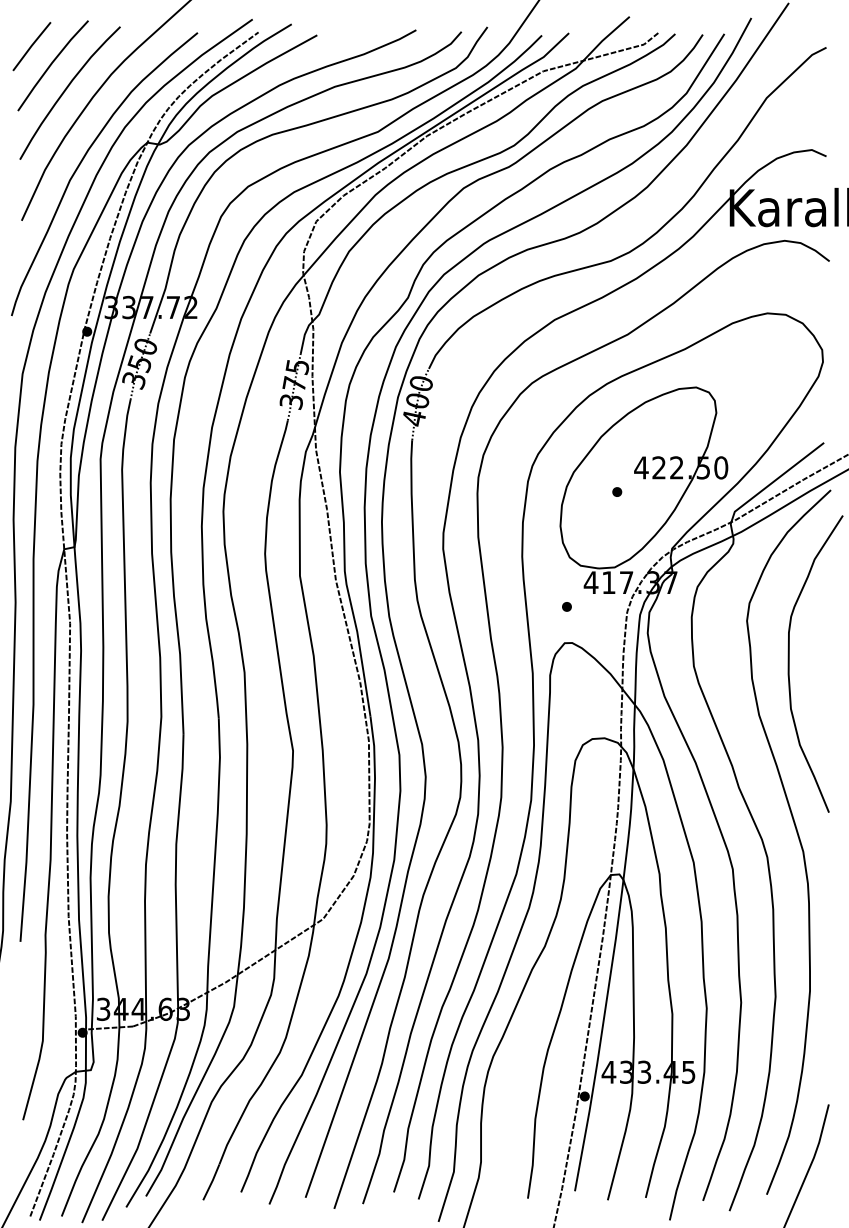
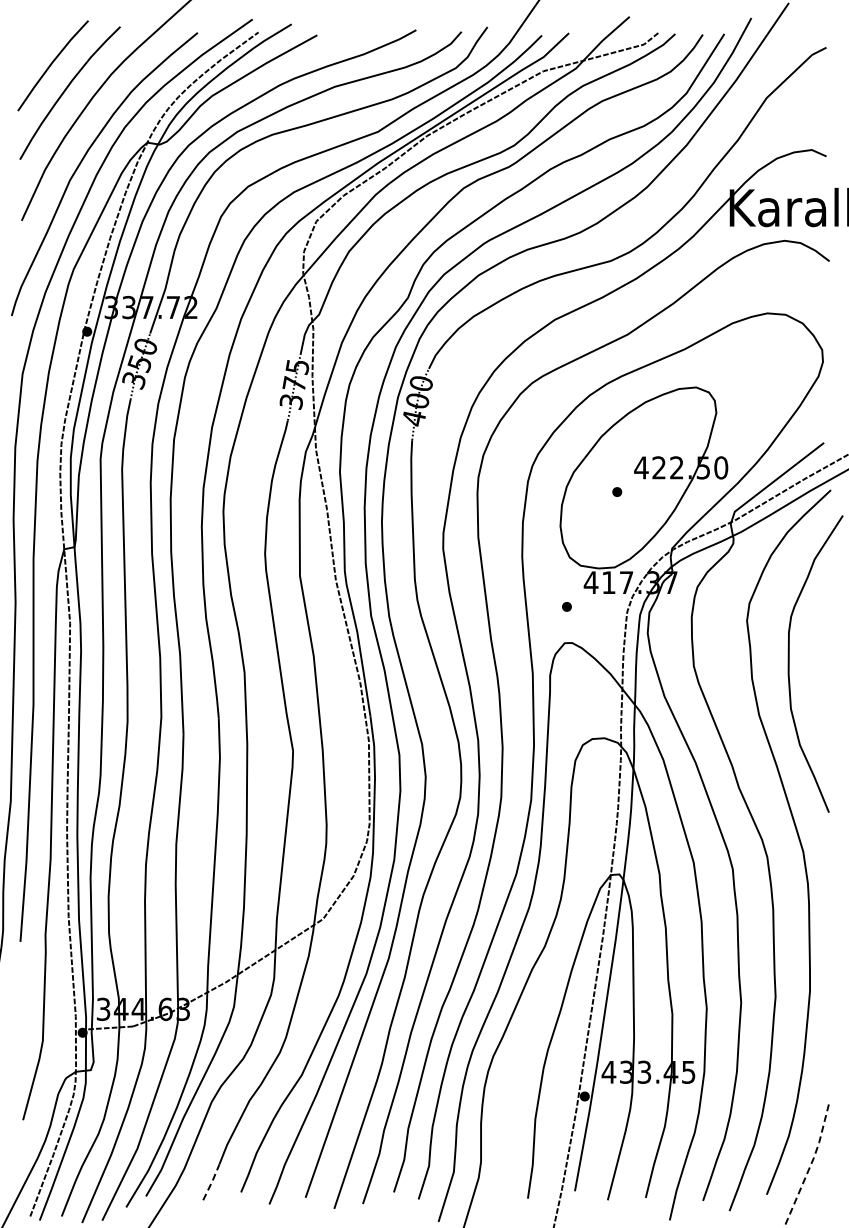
line: present -> none (31, 46)
line: solid -> dashed (810, 1165)
line: solid -> dashed (212, 1182)
